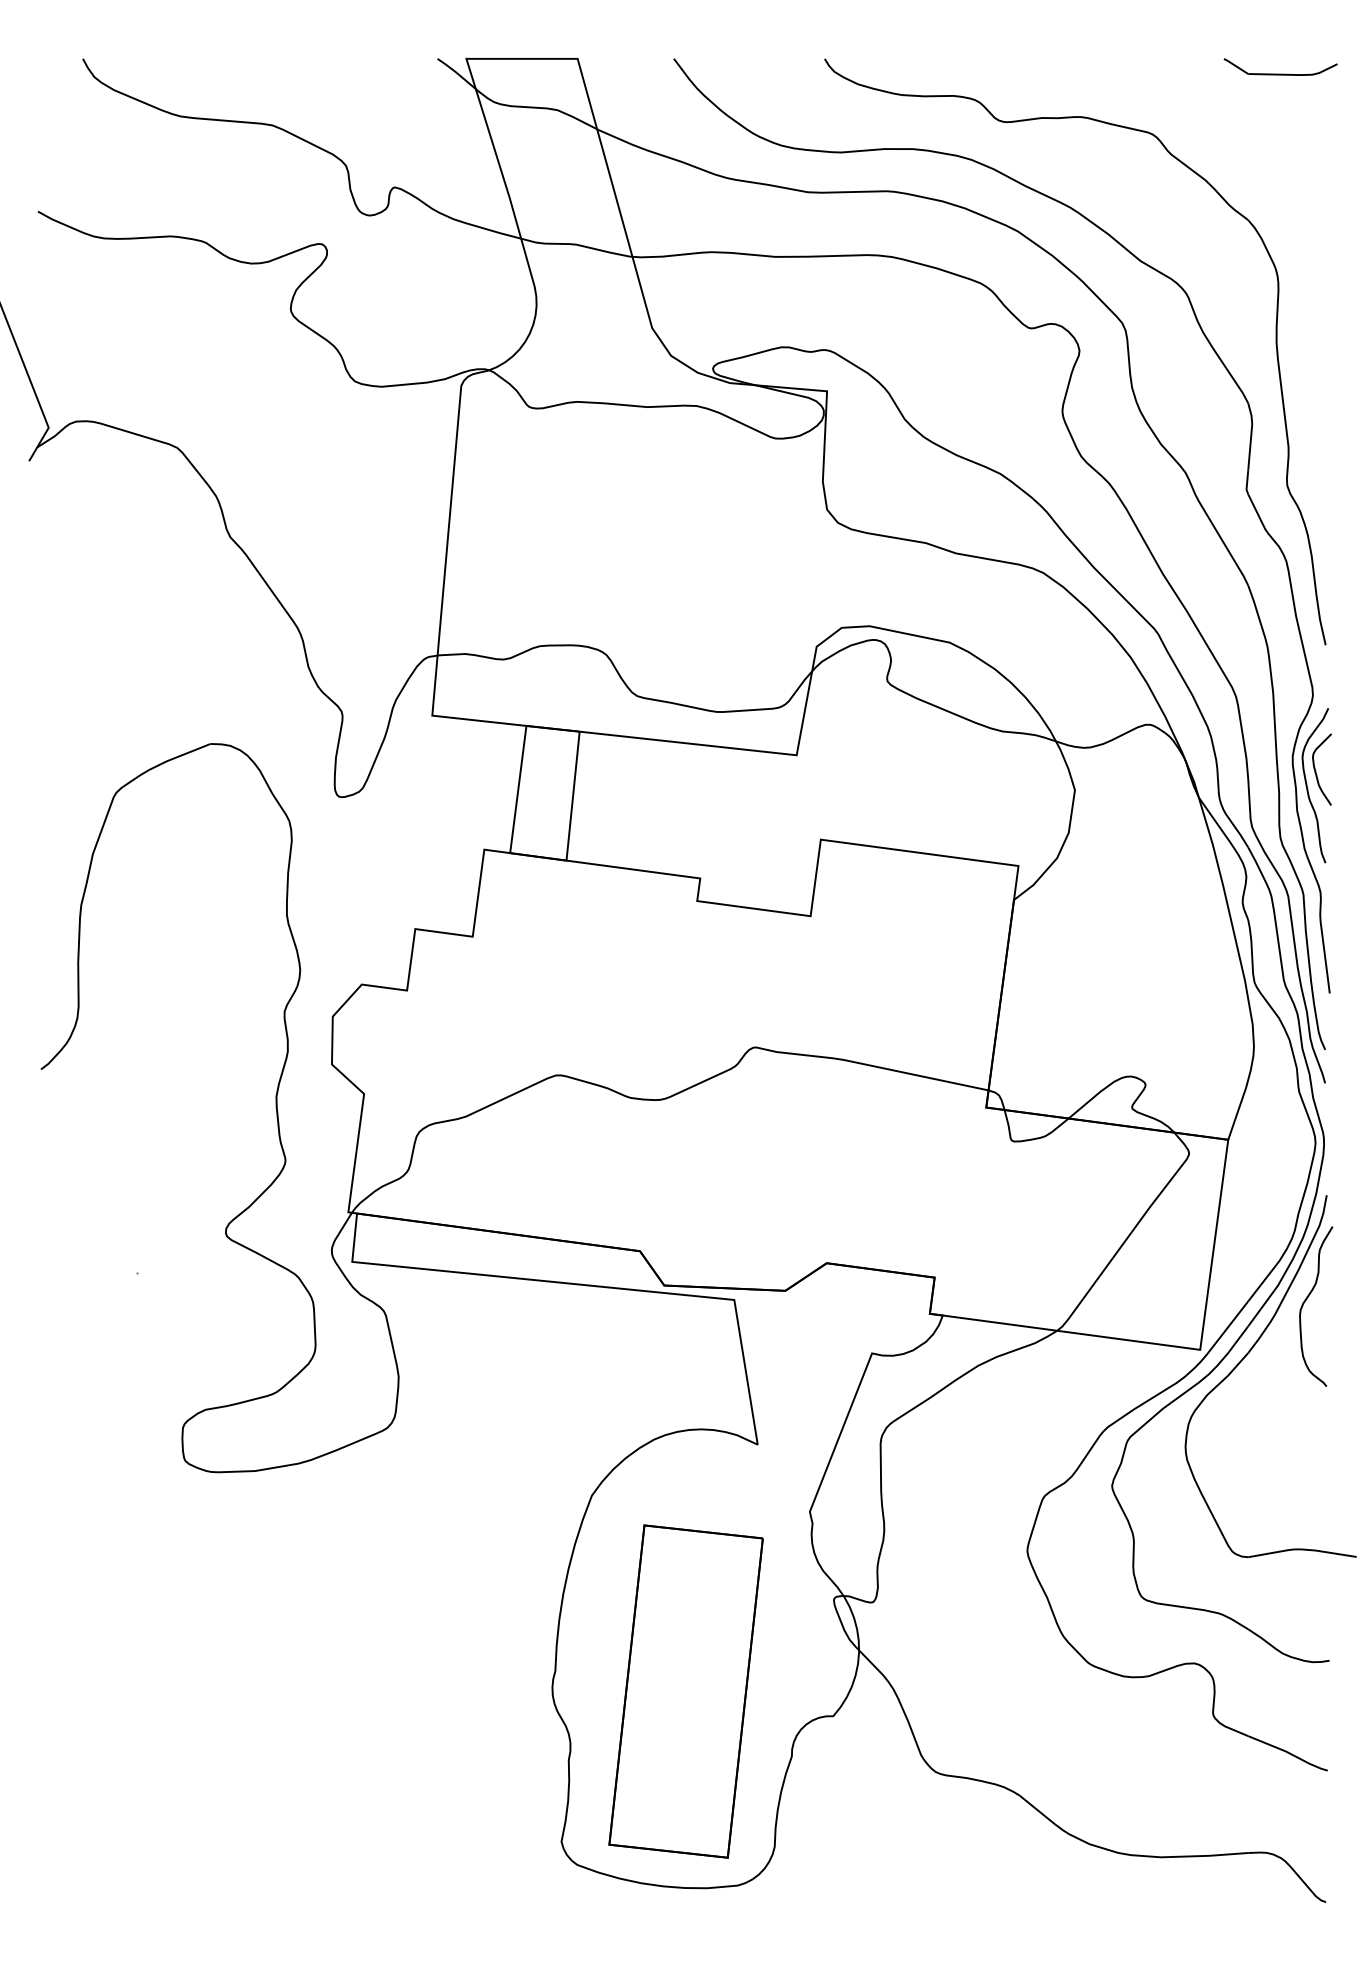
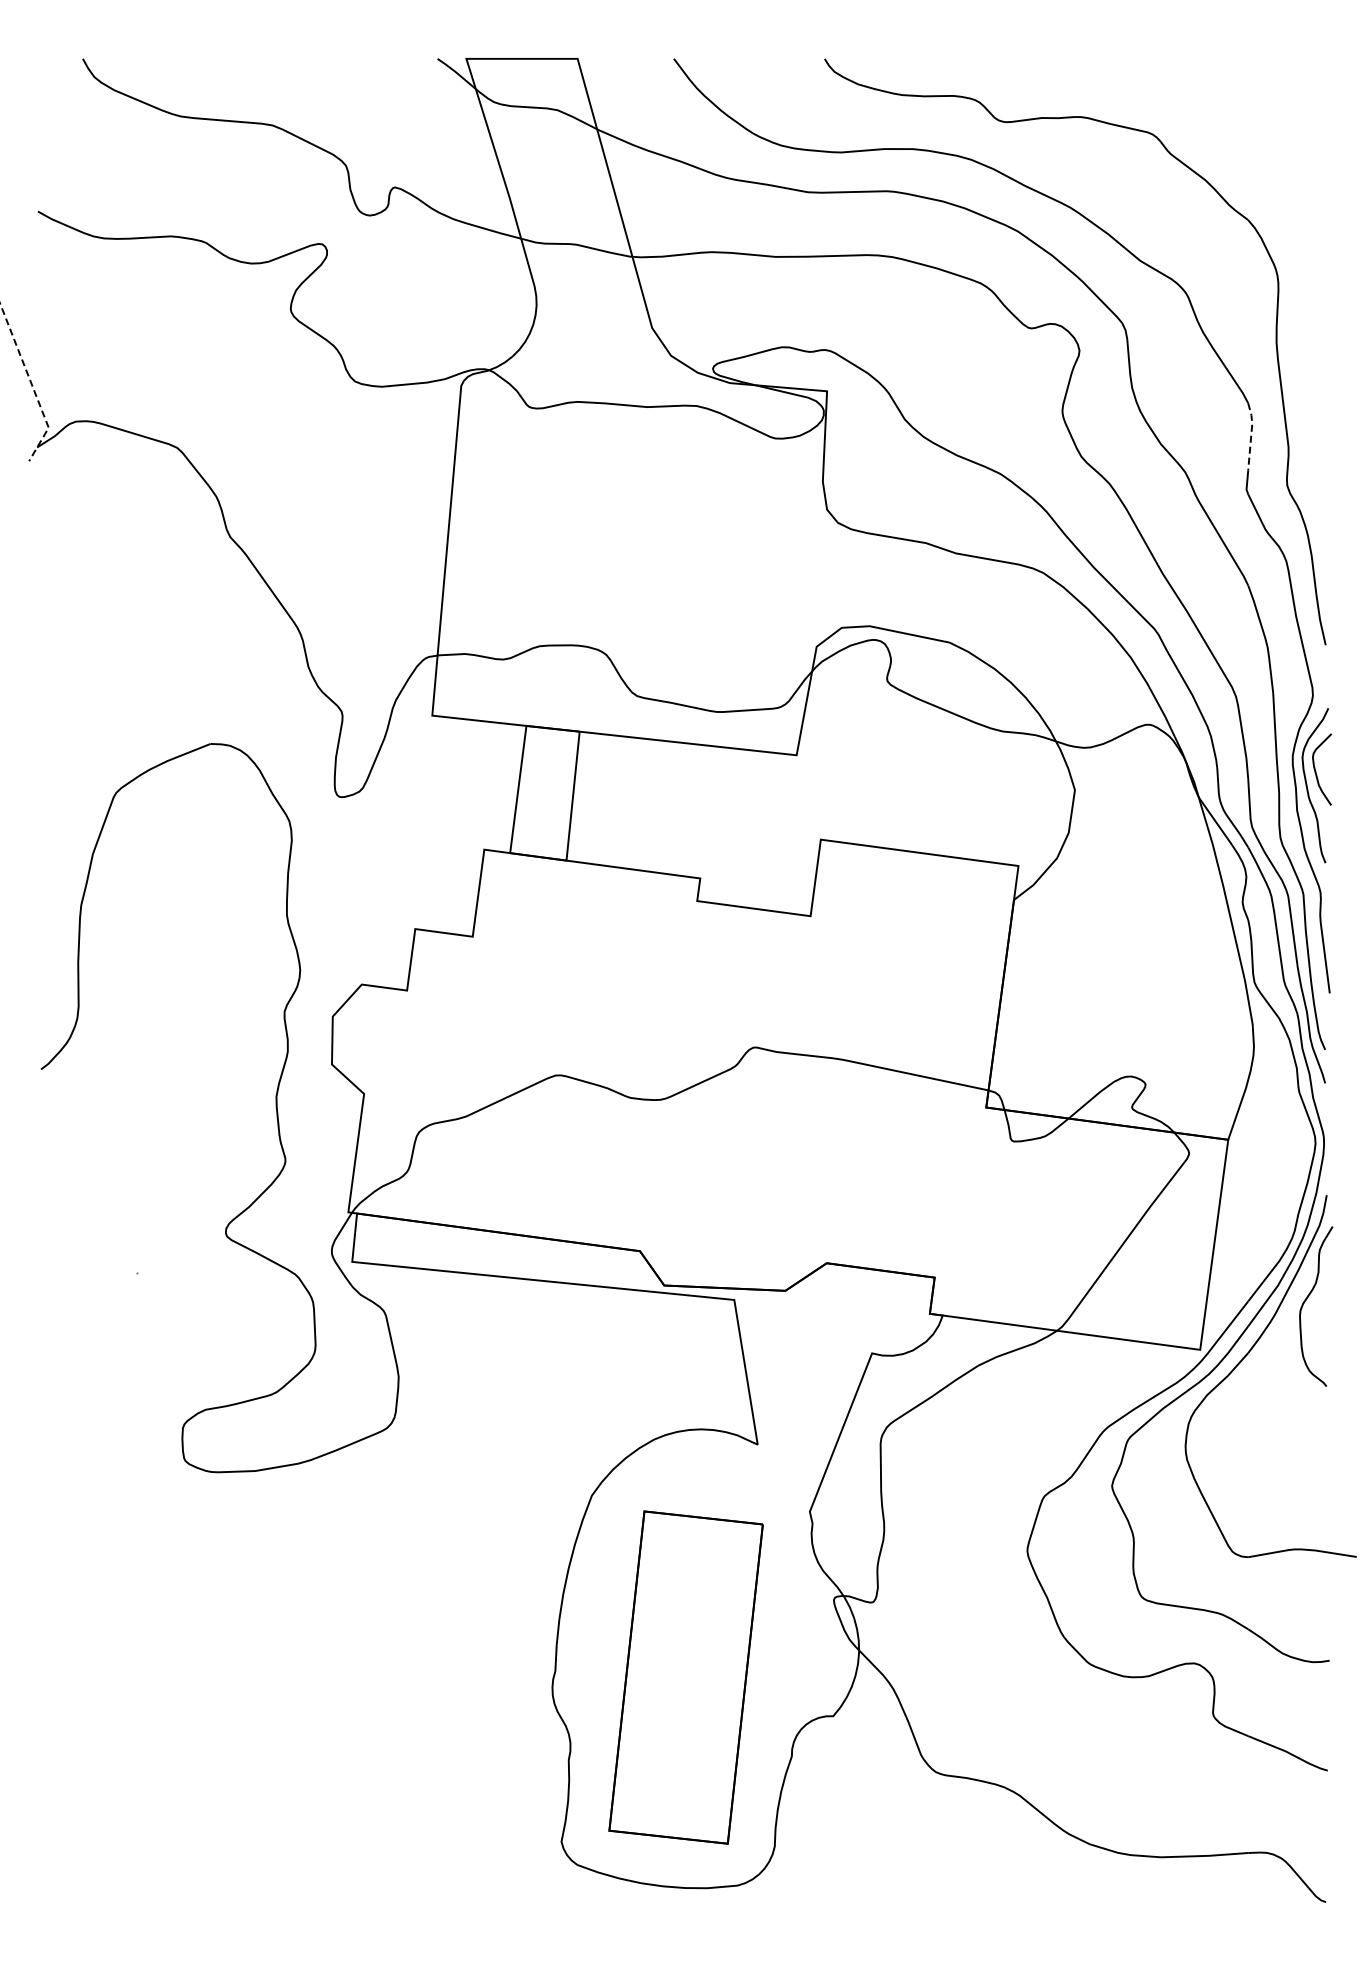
part: present -> none (1280, 73)
line: solid -> dashed (31, 384)
line: solid -> dashed (1251, 436)
part position: (685, 1691) -> (685, 1677) (685, 1677)
